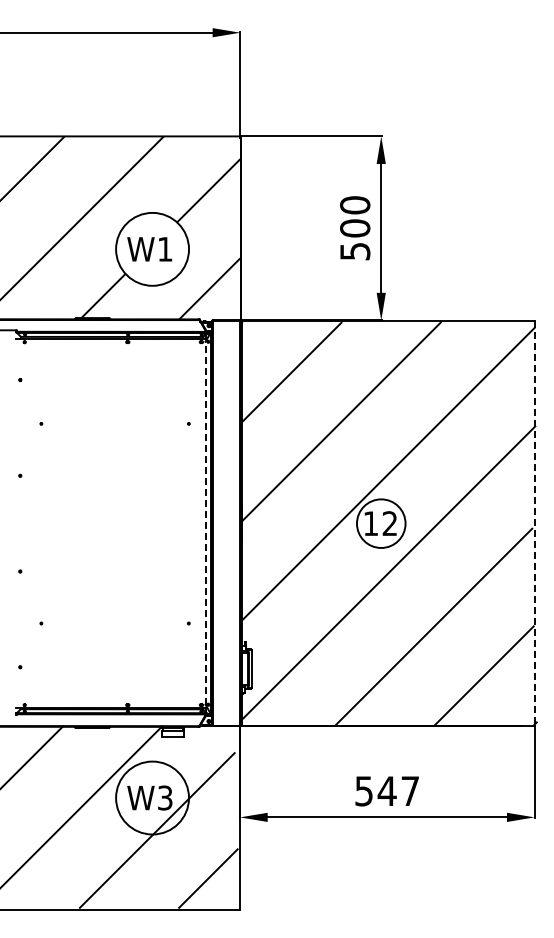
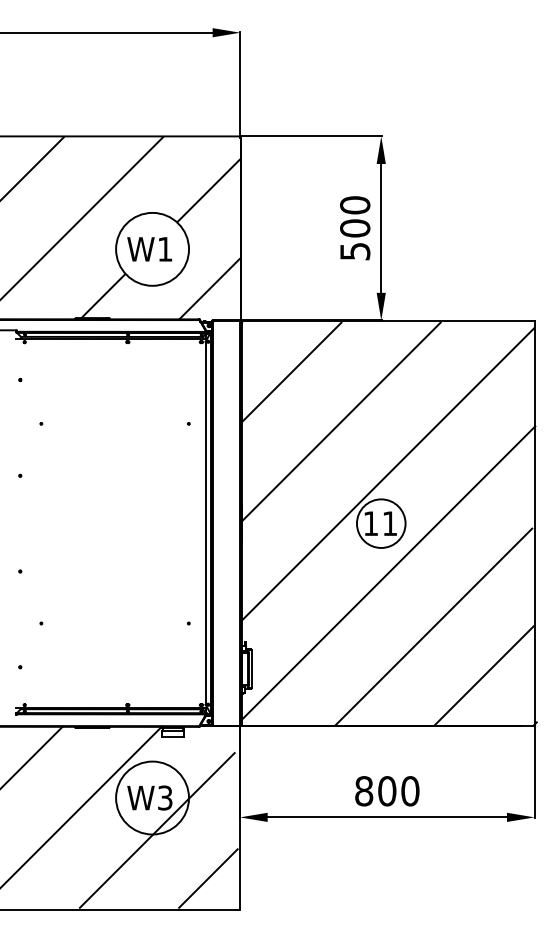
line: dashed -> solid (205, 522)
text: 12 -> 11 (389, 523)
line: dashed -> solid (534, 523)
text: 547 -> 800 (387, 791)
